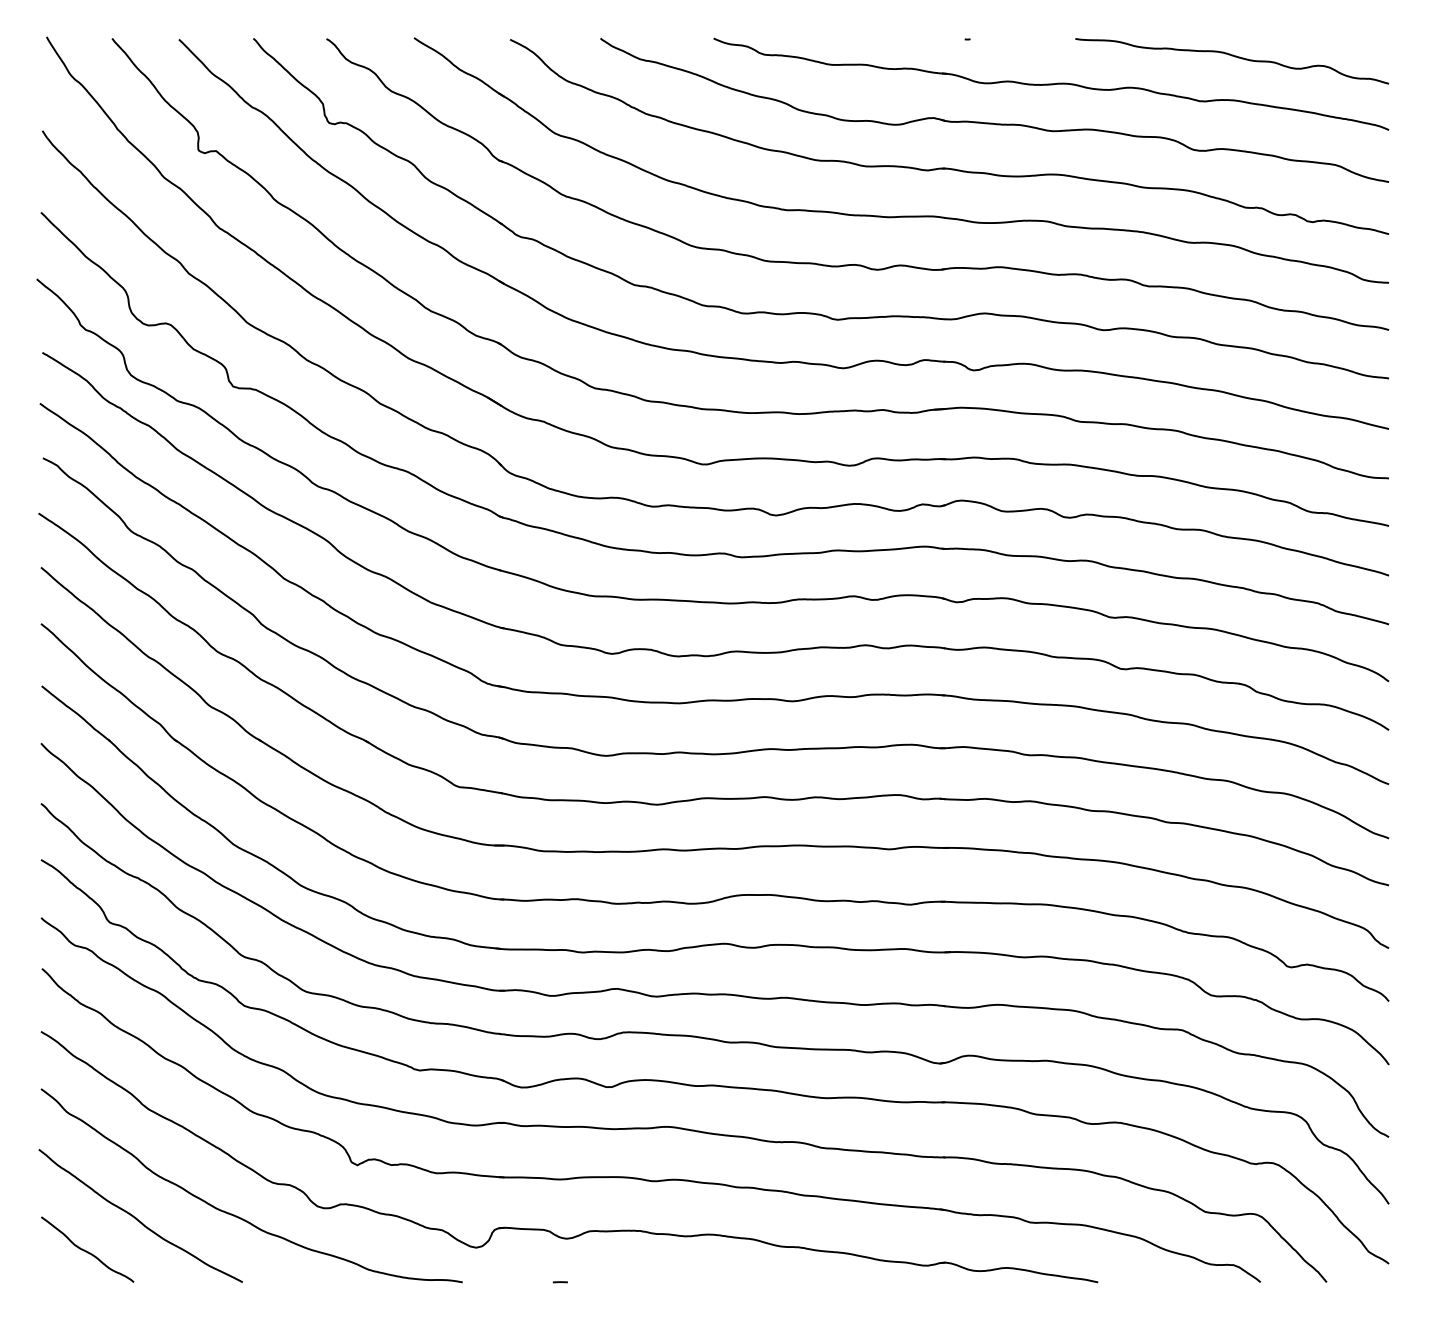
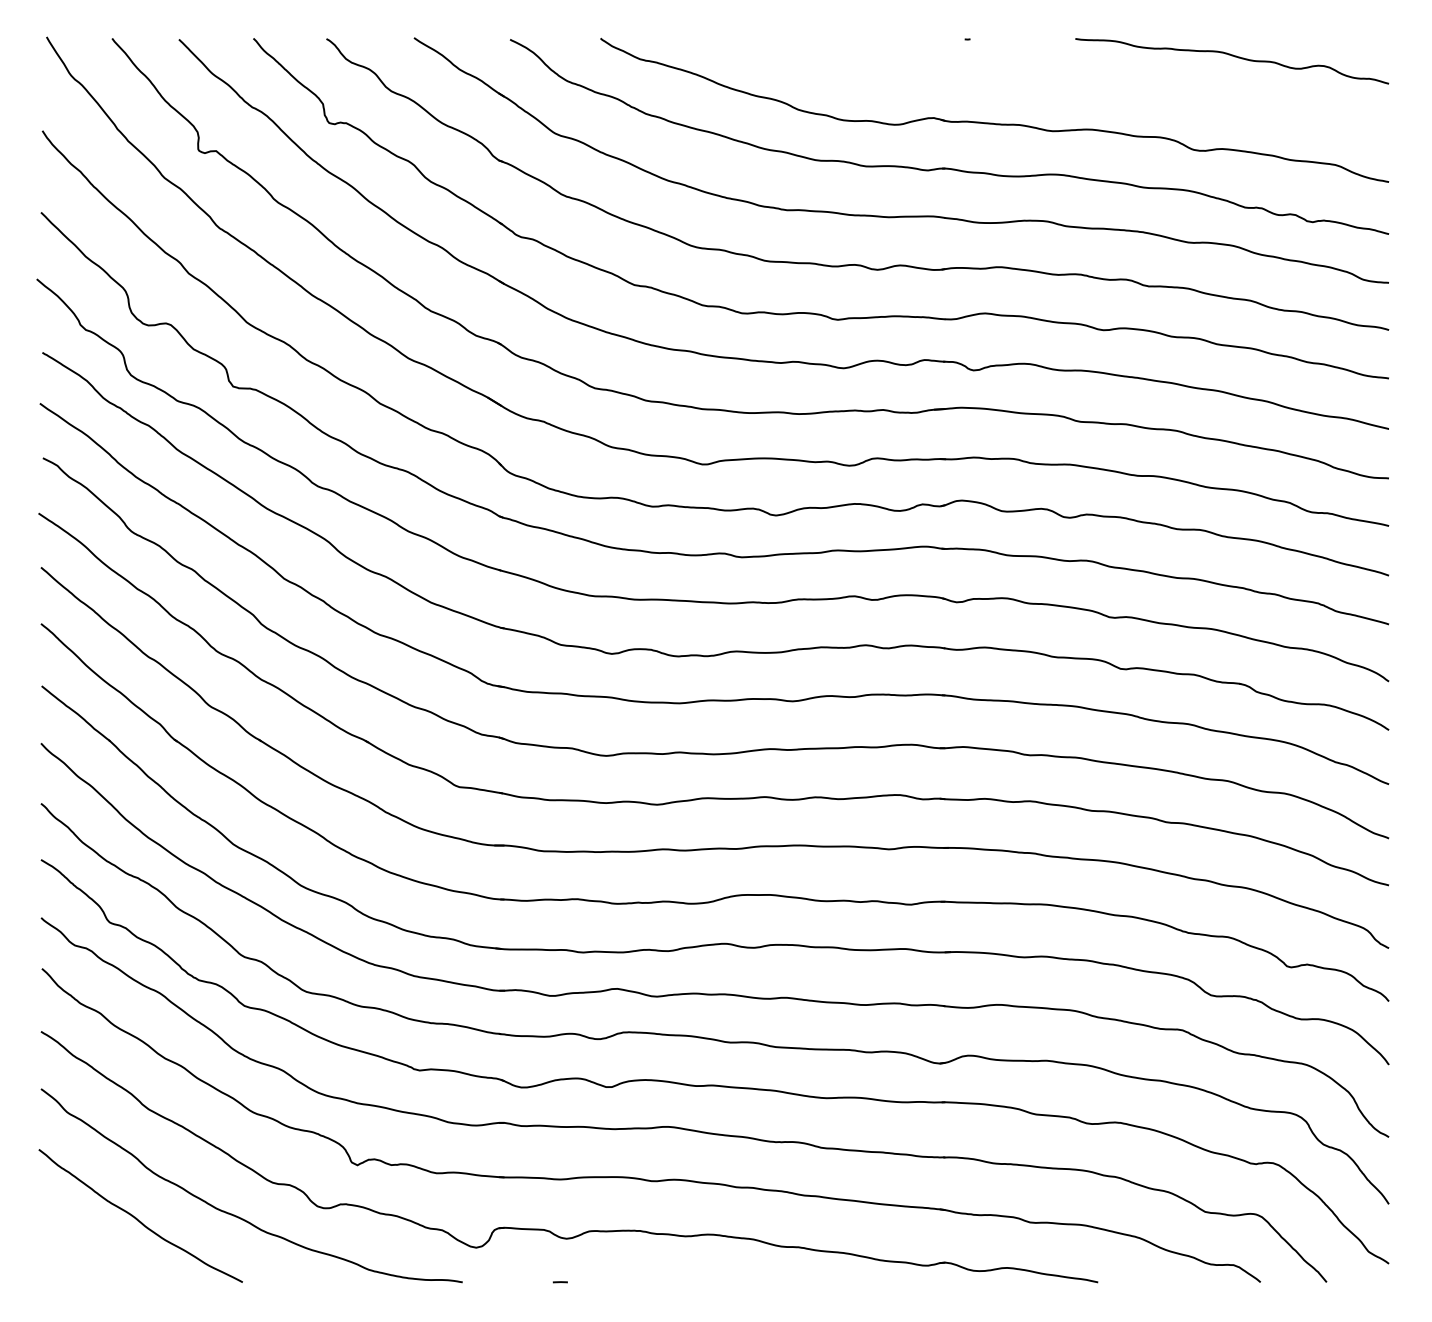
part: present -> none (1051, 83)
curve: present -> none (86, 1250)
